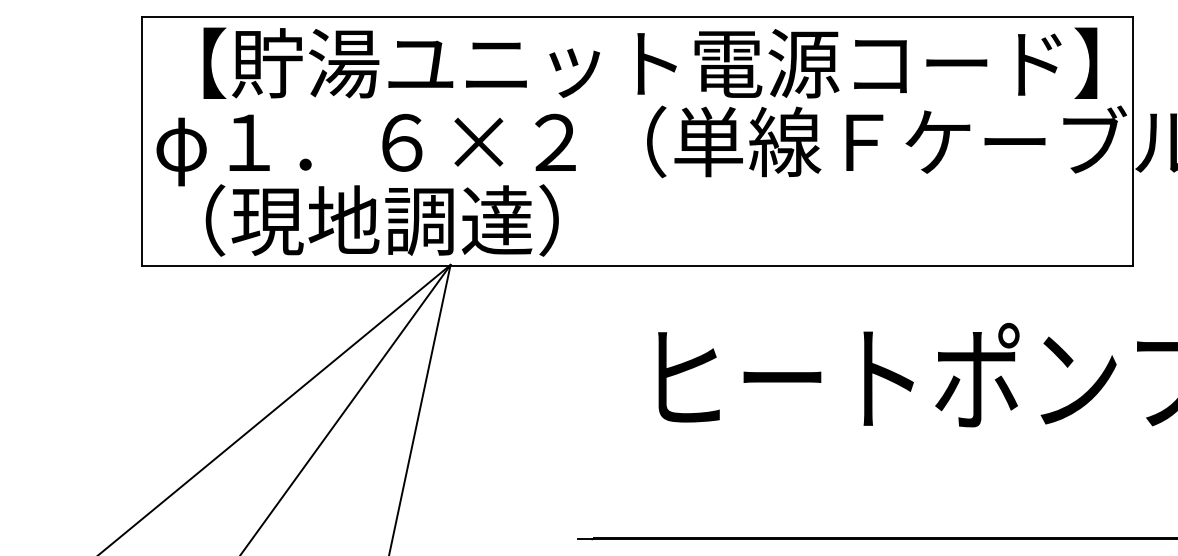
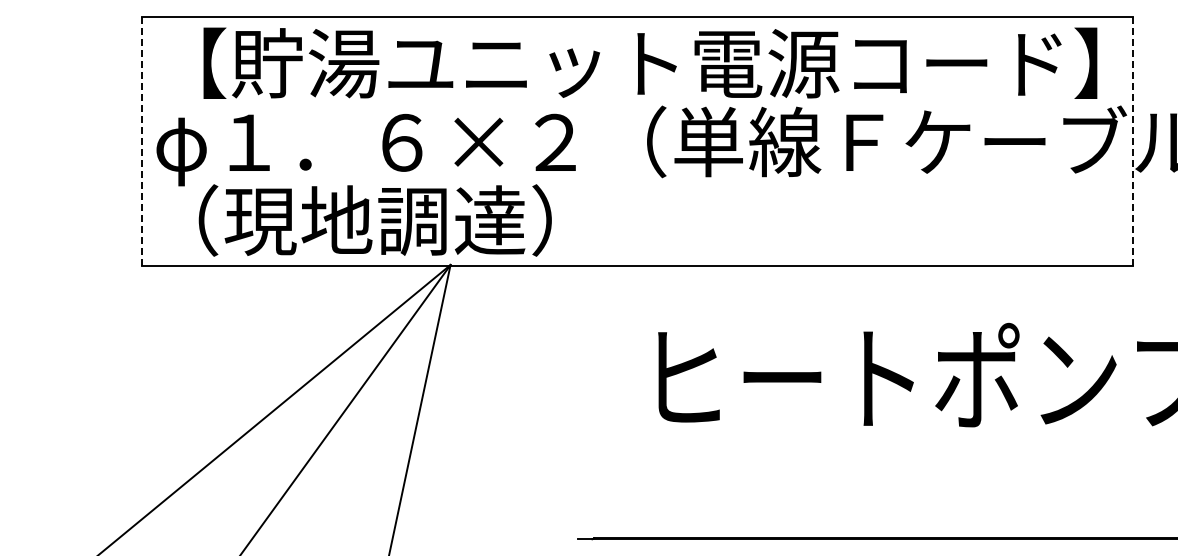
line: solid -> dashed (142, 141)
line: solid -> dashed (1132, 141)
text position: (381, 220) -> (374, 220) (374, 220)
